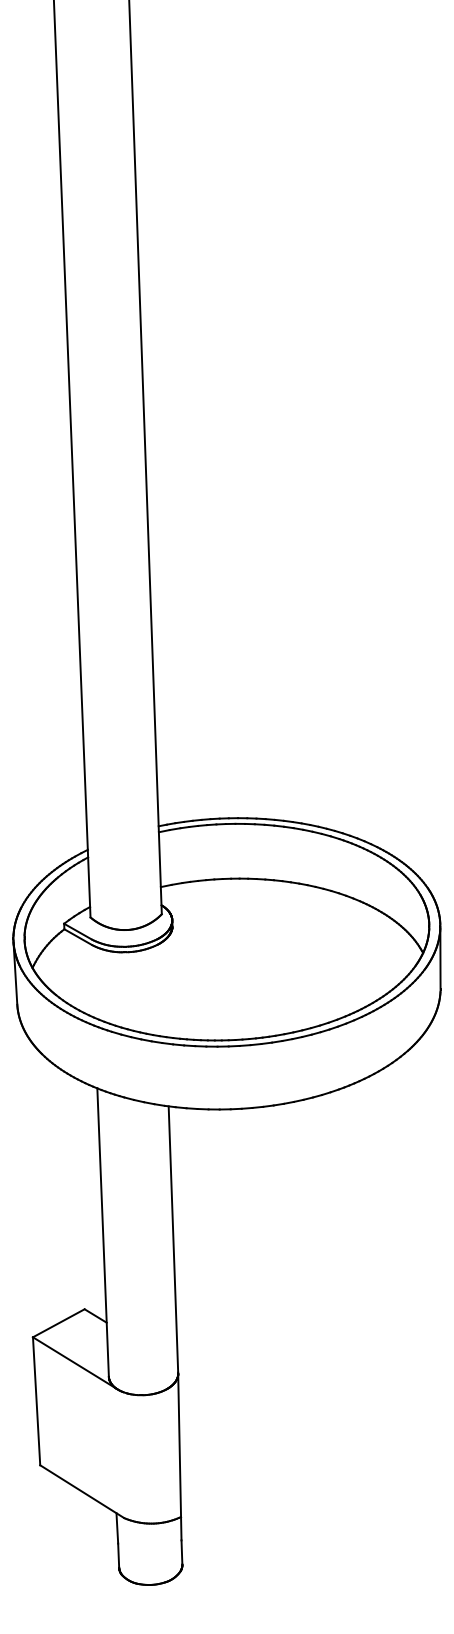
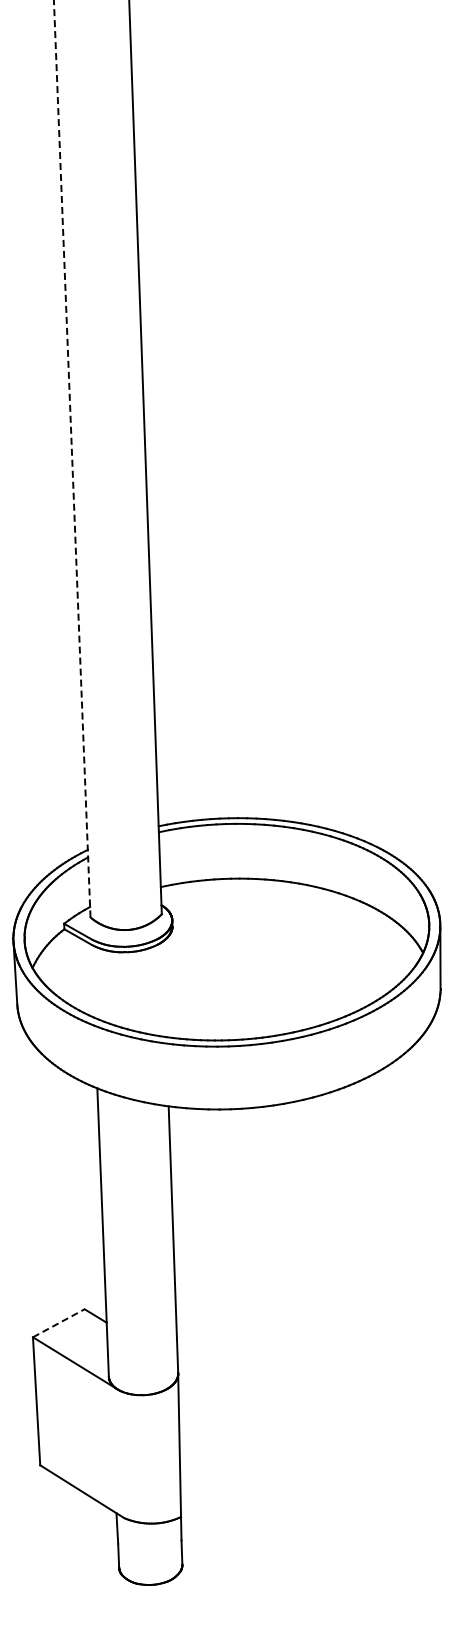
line: solid -> dashed (72, 459)
line: solid -> dashed (59, 1323)
